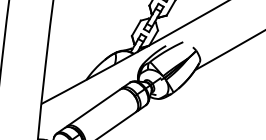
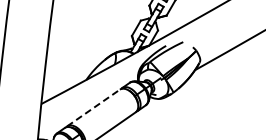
line: solid -> dashed (93, 107)
